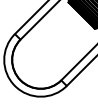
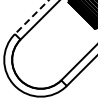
line: solid -> dashed (31, 17)
